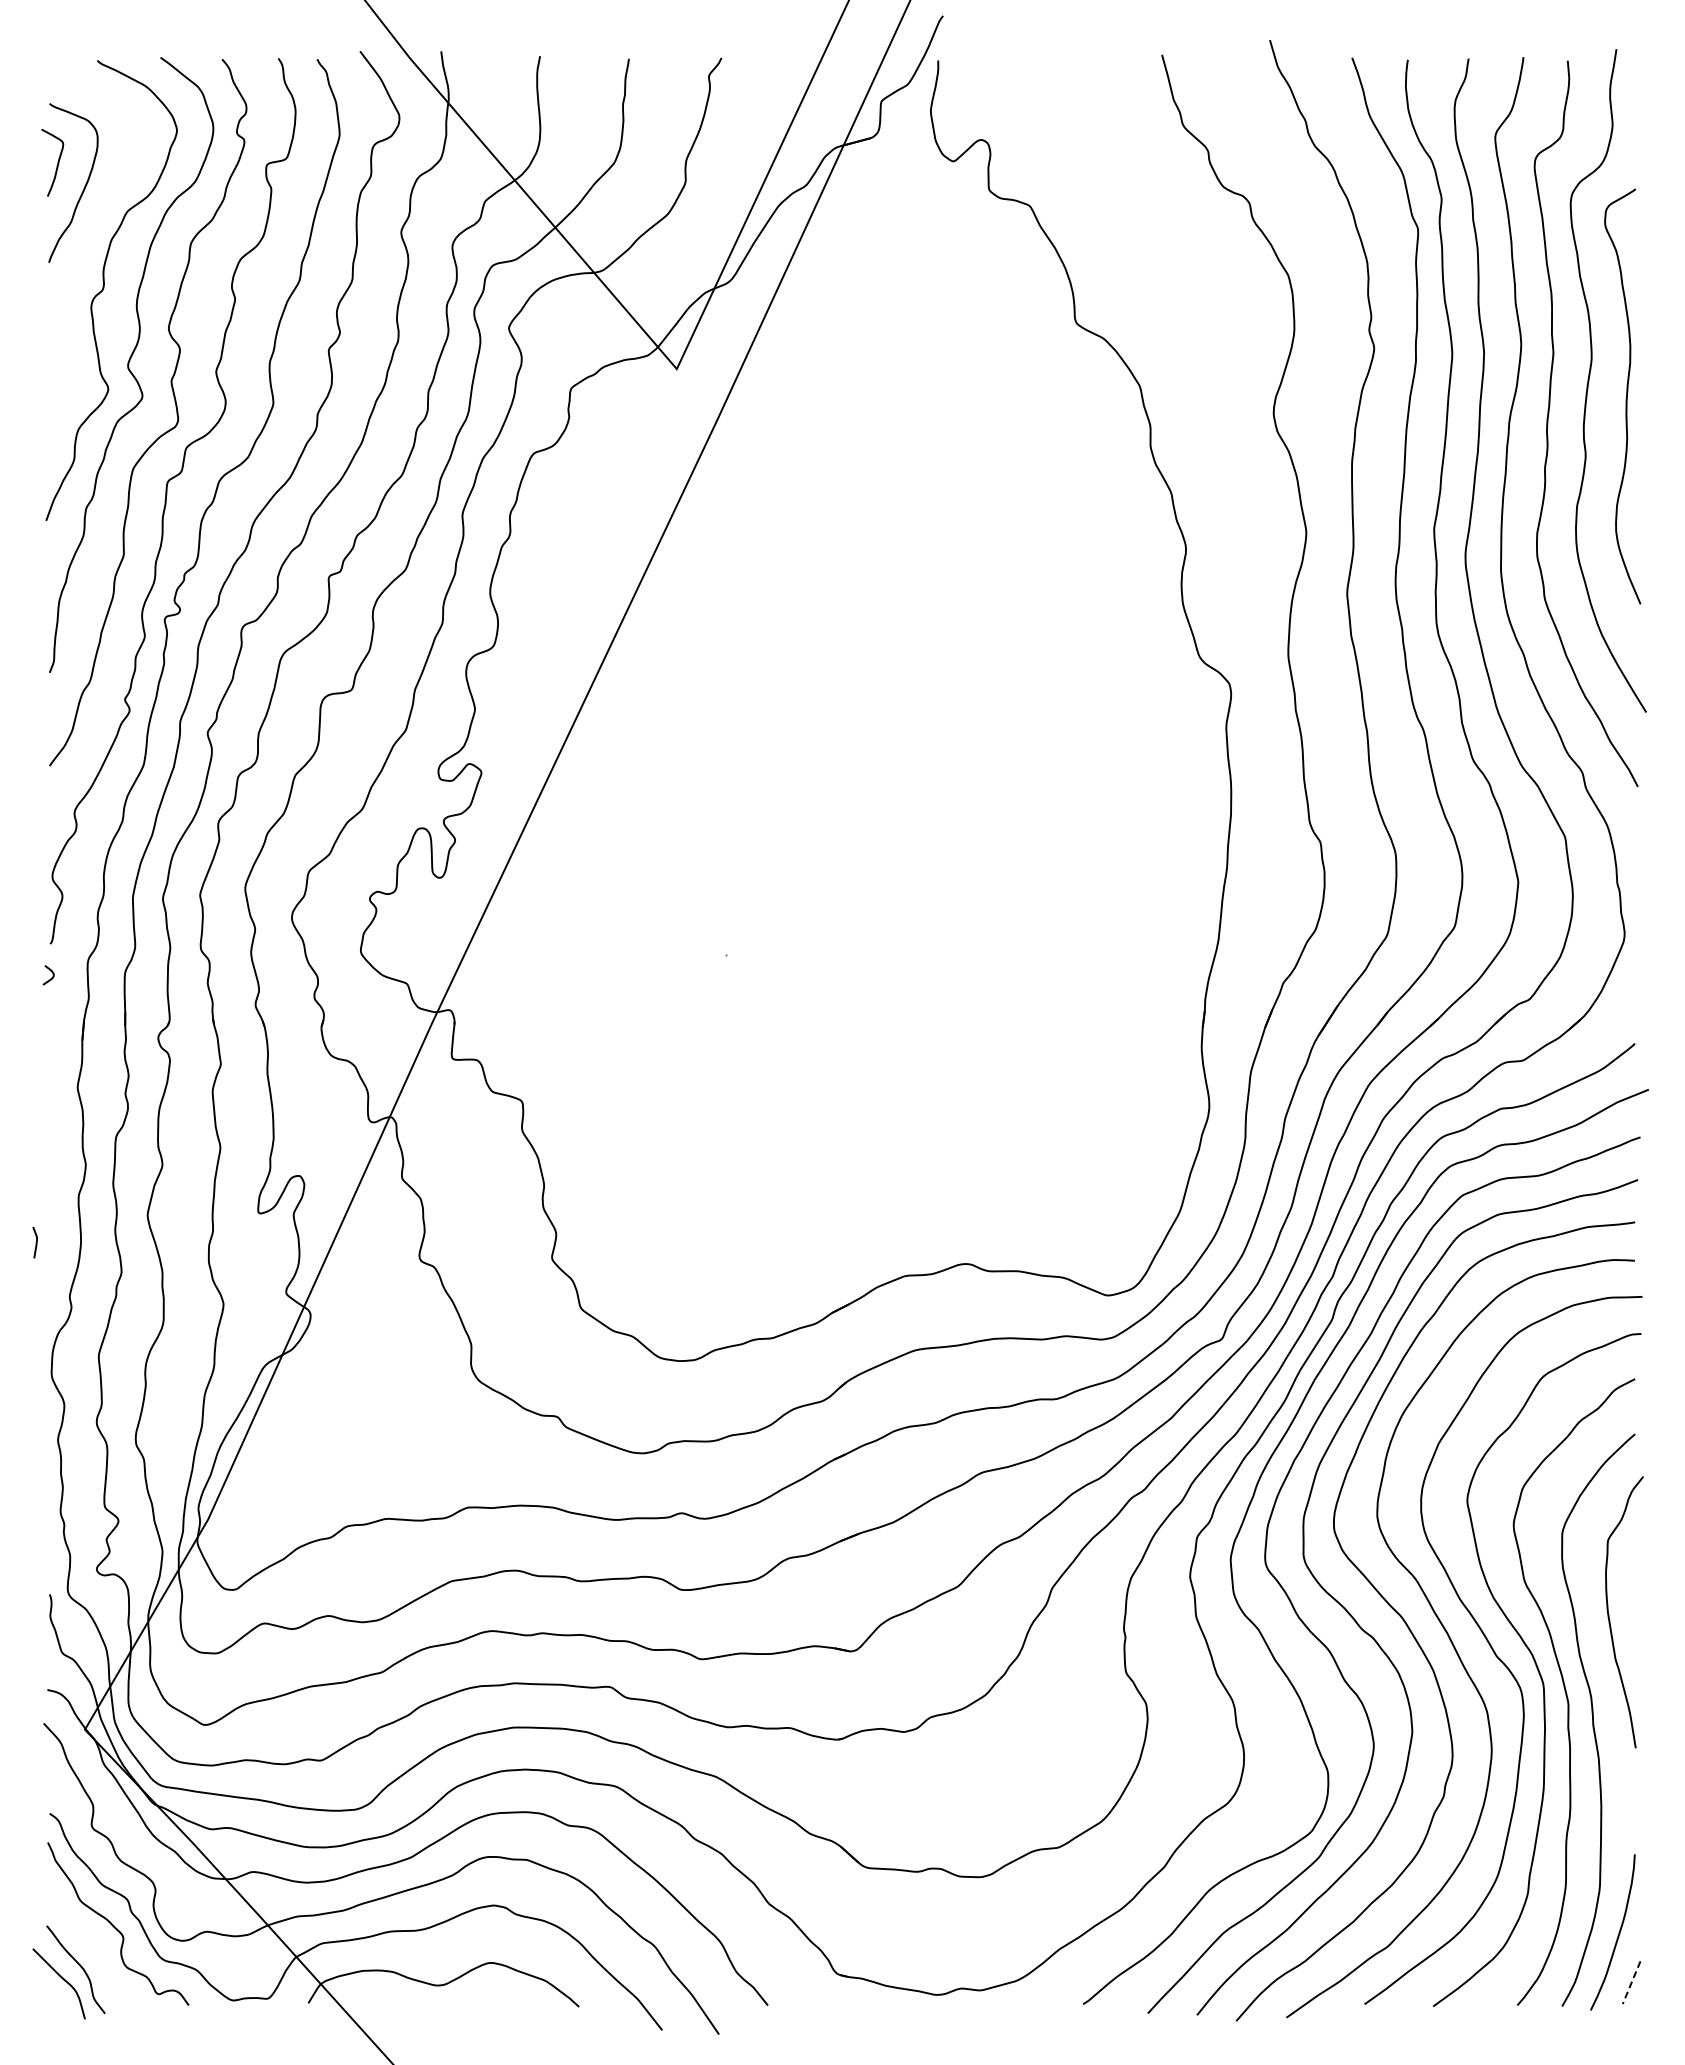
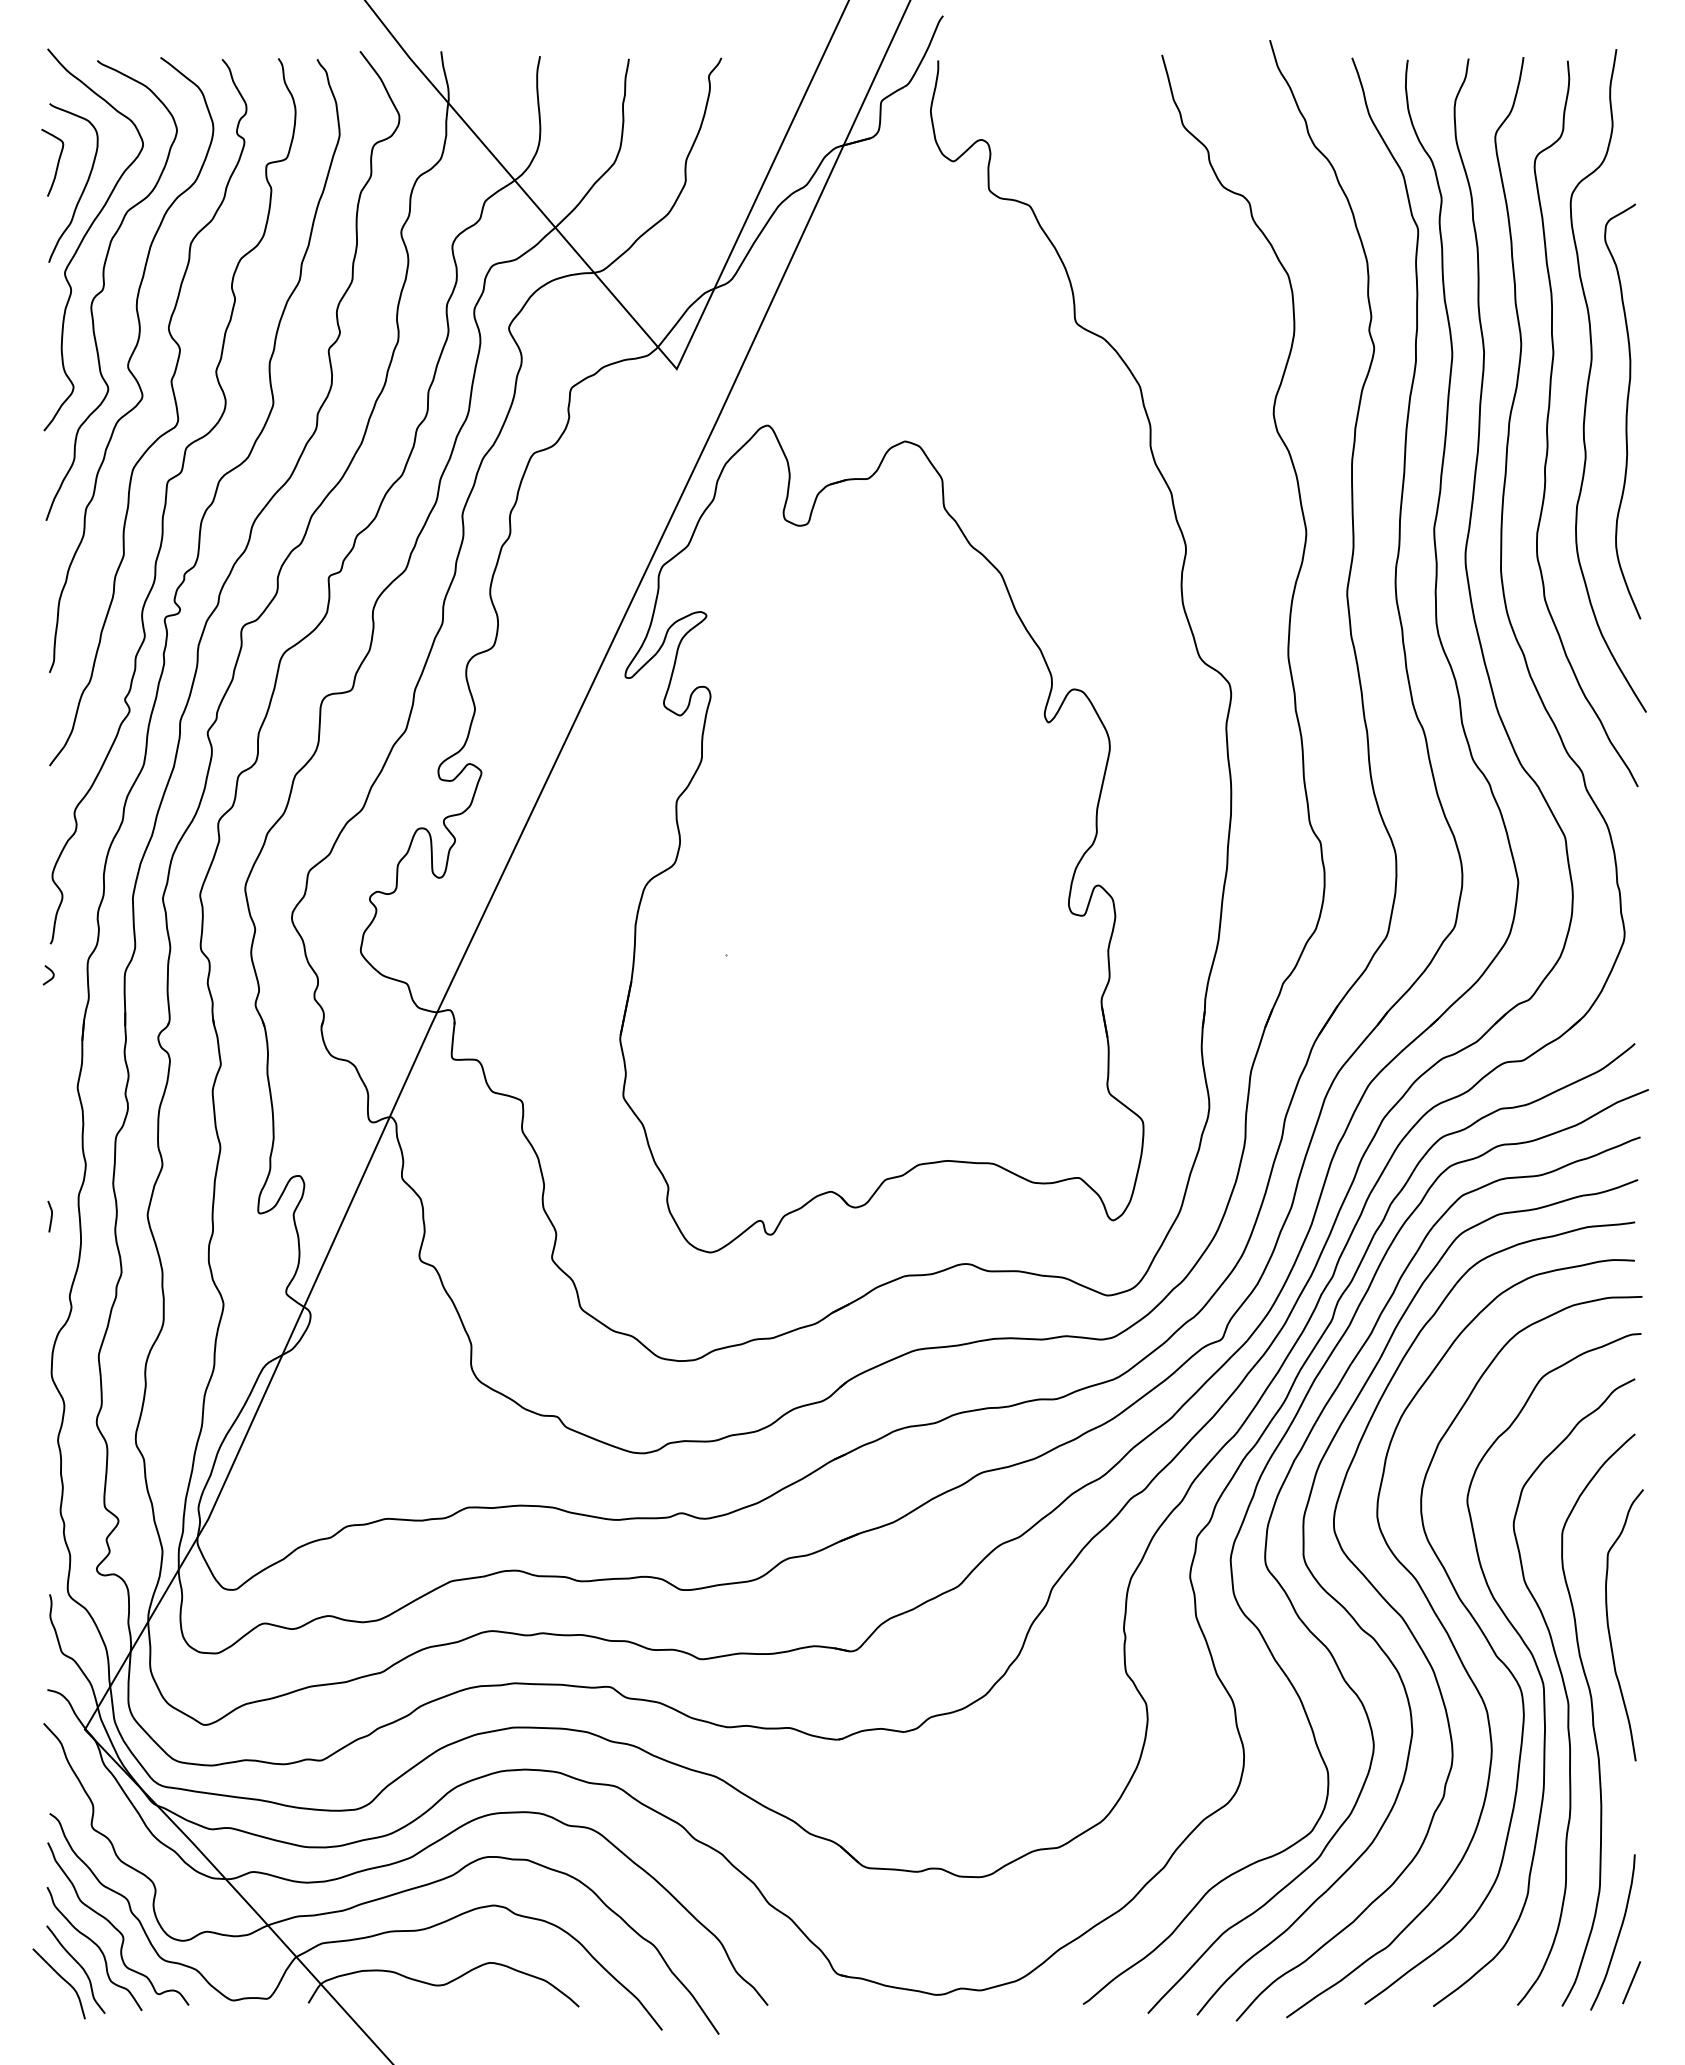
curve: none -> present (86, 235)
curve position: (1625, 398) -> (1625, 413) (1625, 413)
part: none -> present (881, 838)
curve position: (35, 1242) -> (50, 1216) (50, 1216)
curve position: (1609, 1614) -> (1609, 1627) (1609, 1627)
curve: none -> present (96, 1946)
line: dashed -> solid (1631, 1983)
